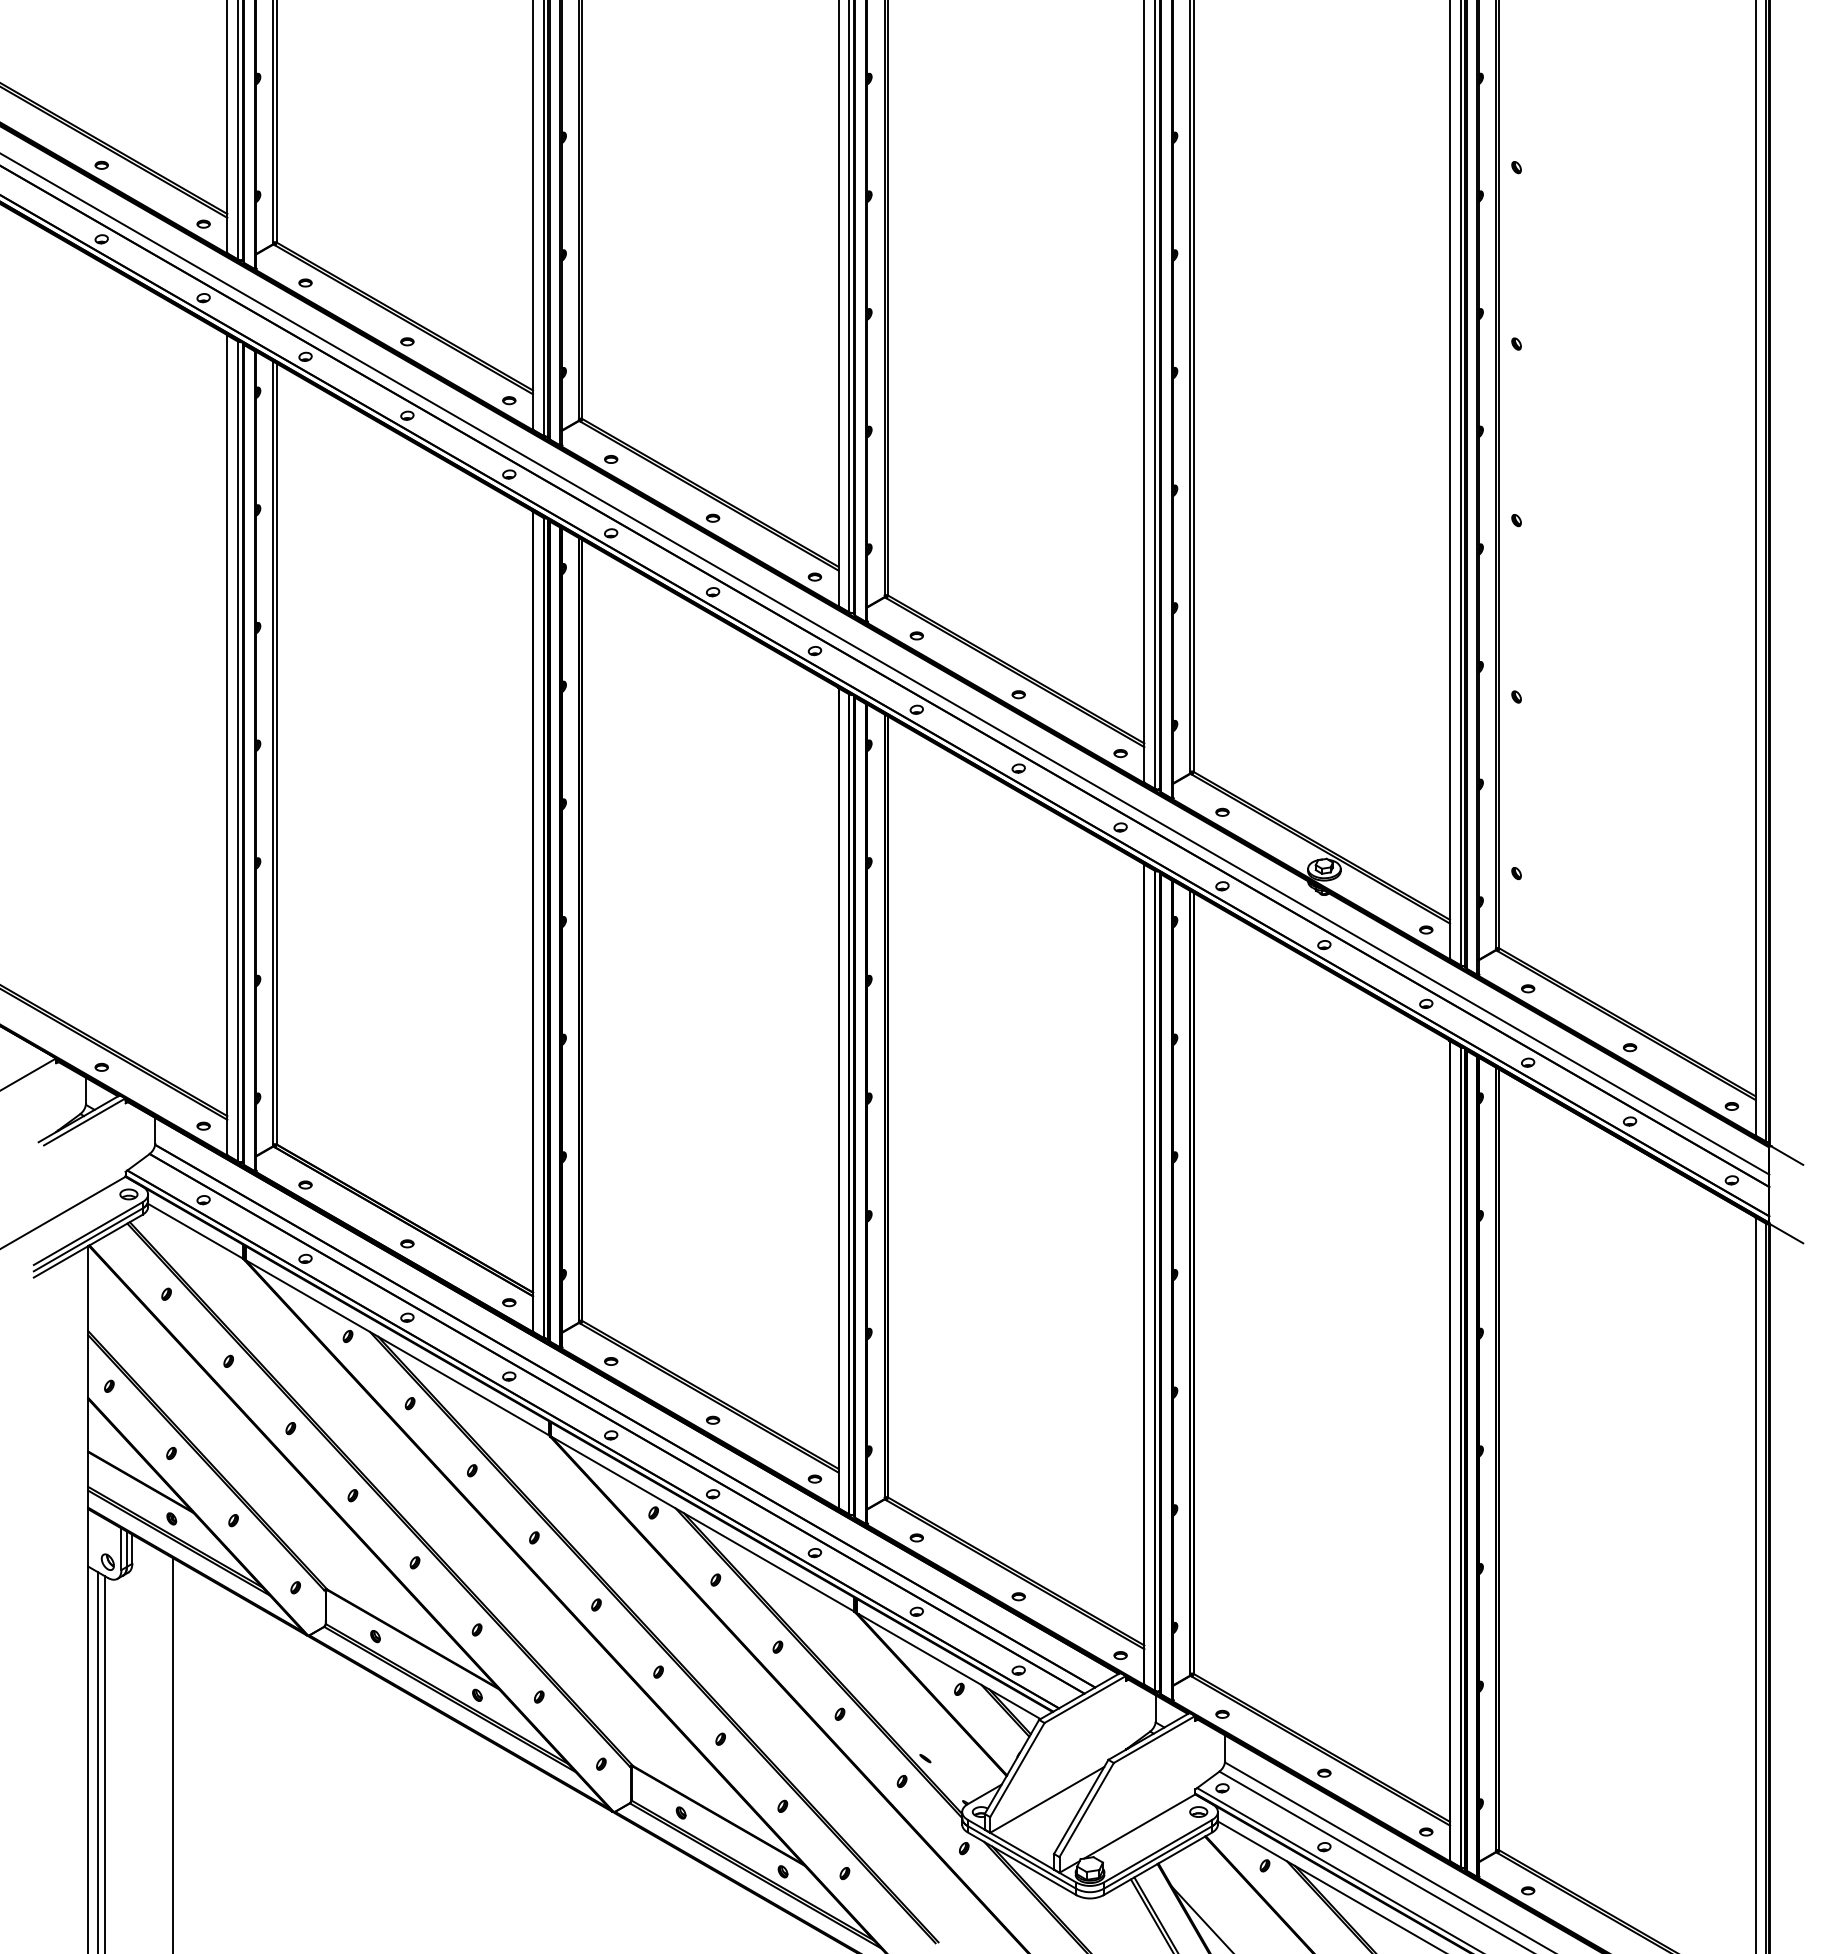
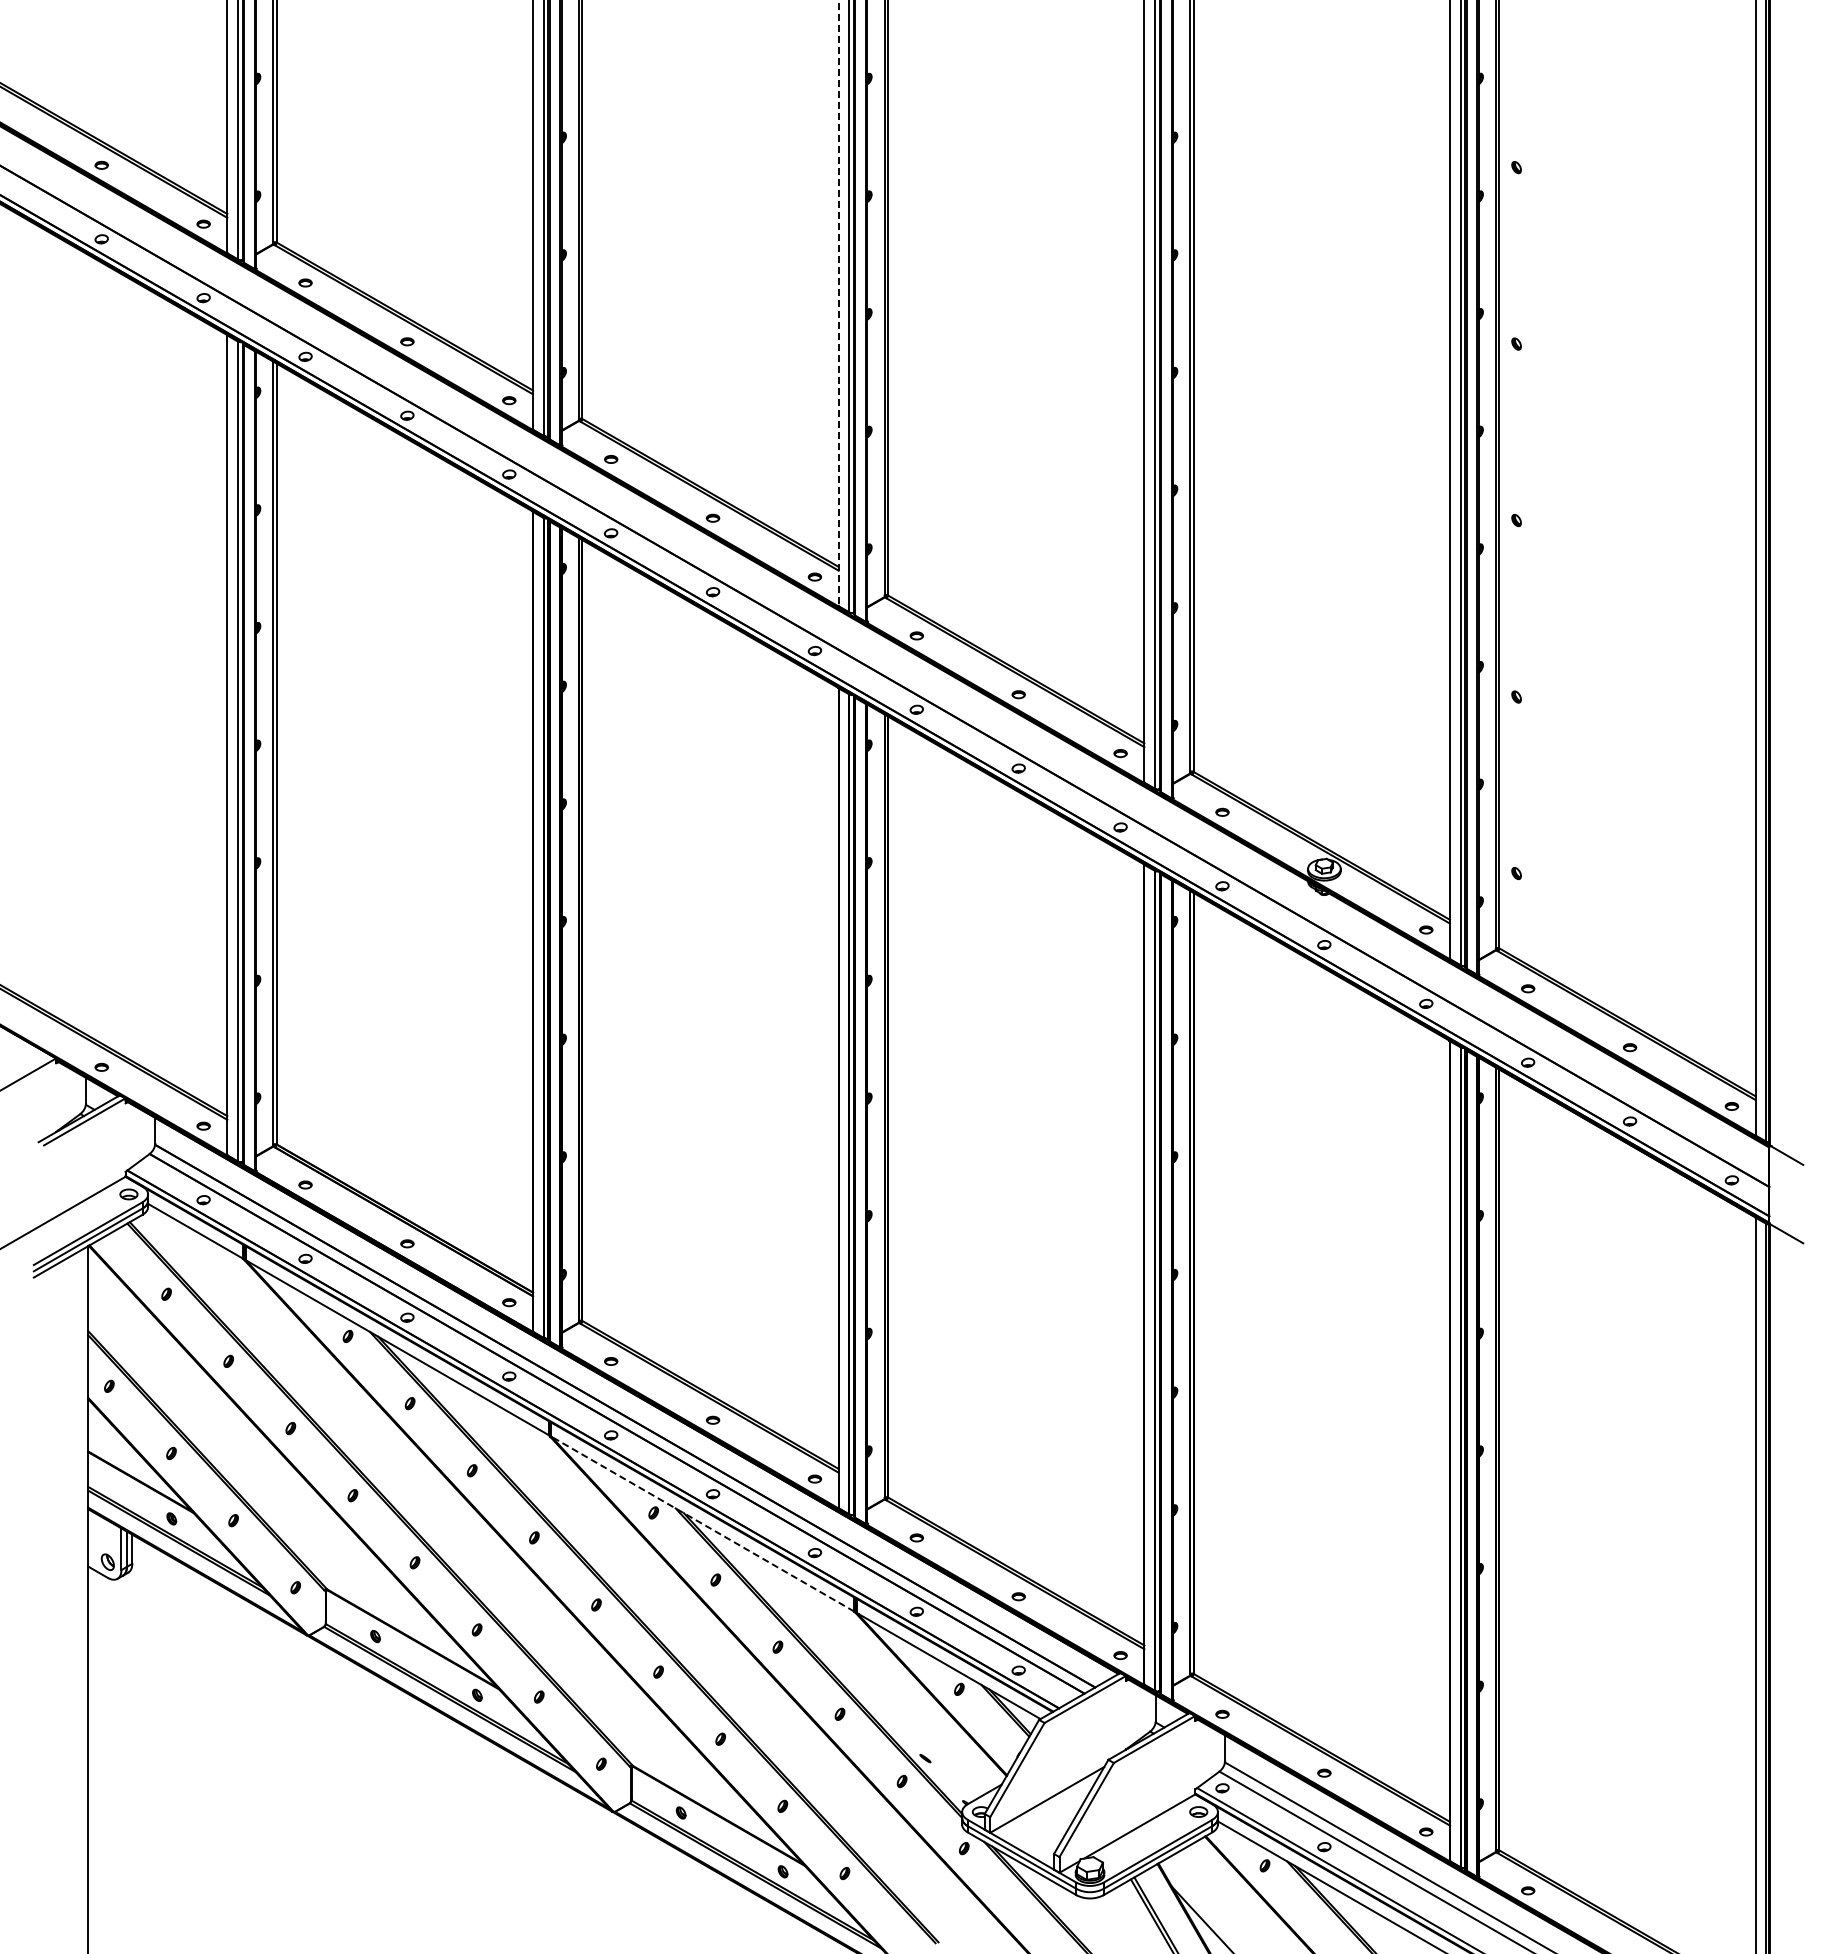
line: solid -> dashed (838, 303)
line: present -> none (885, 664)
line: solid -> dashed (702, 1524)
line: present -> none (173, 1754)
line: present -> none (98, 1761)
line: present -> none (105, 1763)
